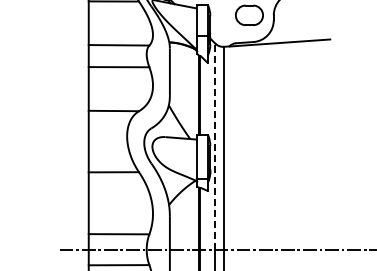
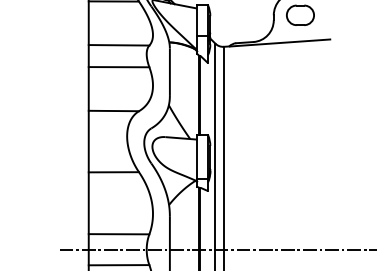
part position: (249, 14) -> (300, 14) (300, 14)
line: dashed -> solid (215, 146)
